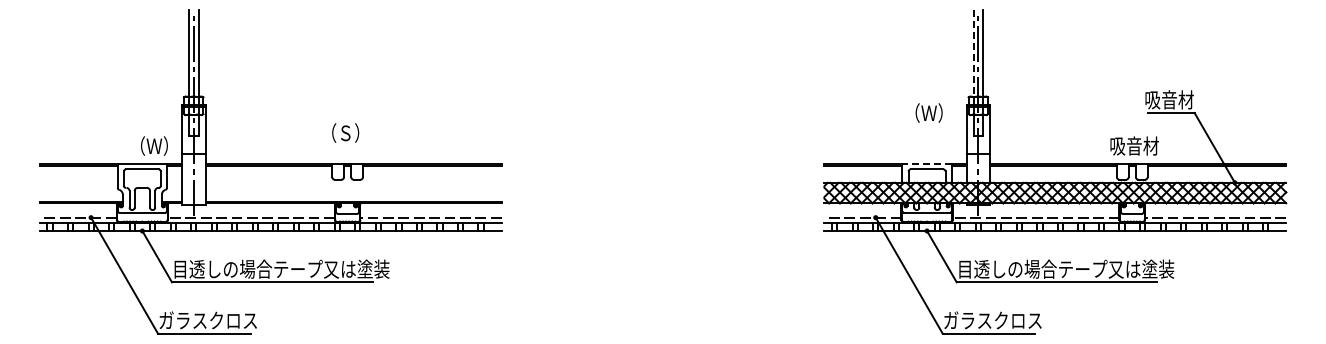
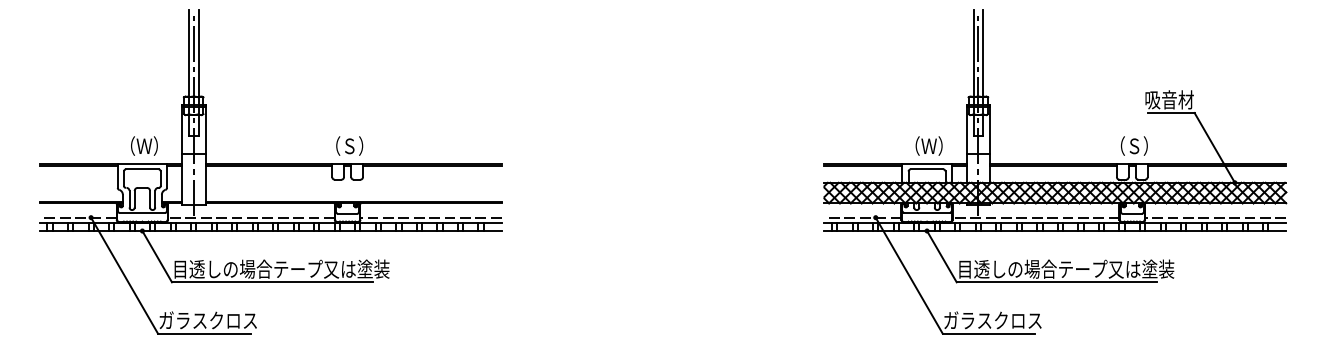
line: dashed -> solid (973, 53)
text position: (928, 112) -> (928, 145) (928, 145)
text position: (345, 132) -> (349, 145) (349, 145)
text position: (154, 145) -> (144, 145) (144, 145)
text: 吸音材 -> （Ｓ） (1134, 145)
line: dashed -> solid (927, 163)
